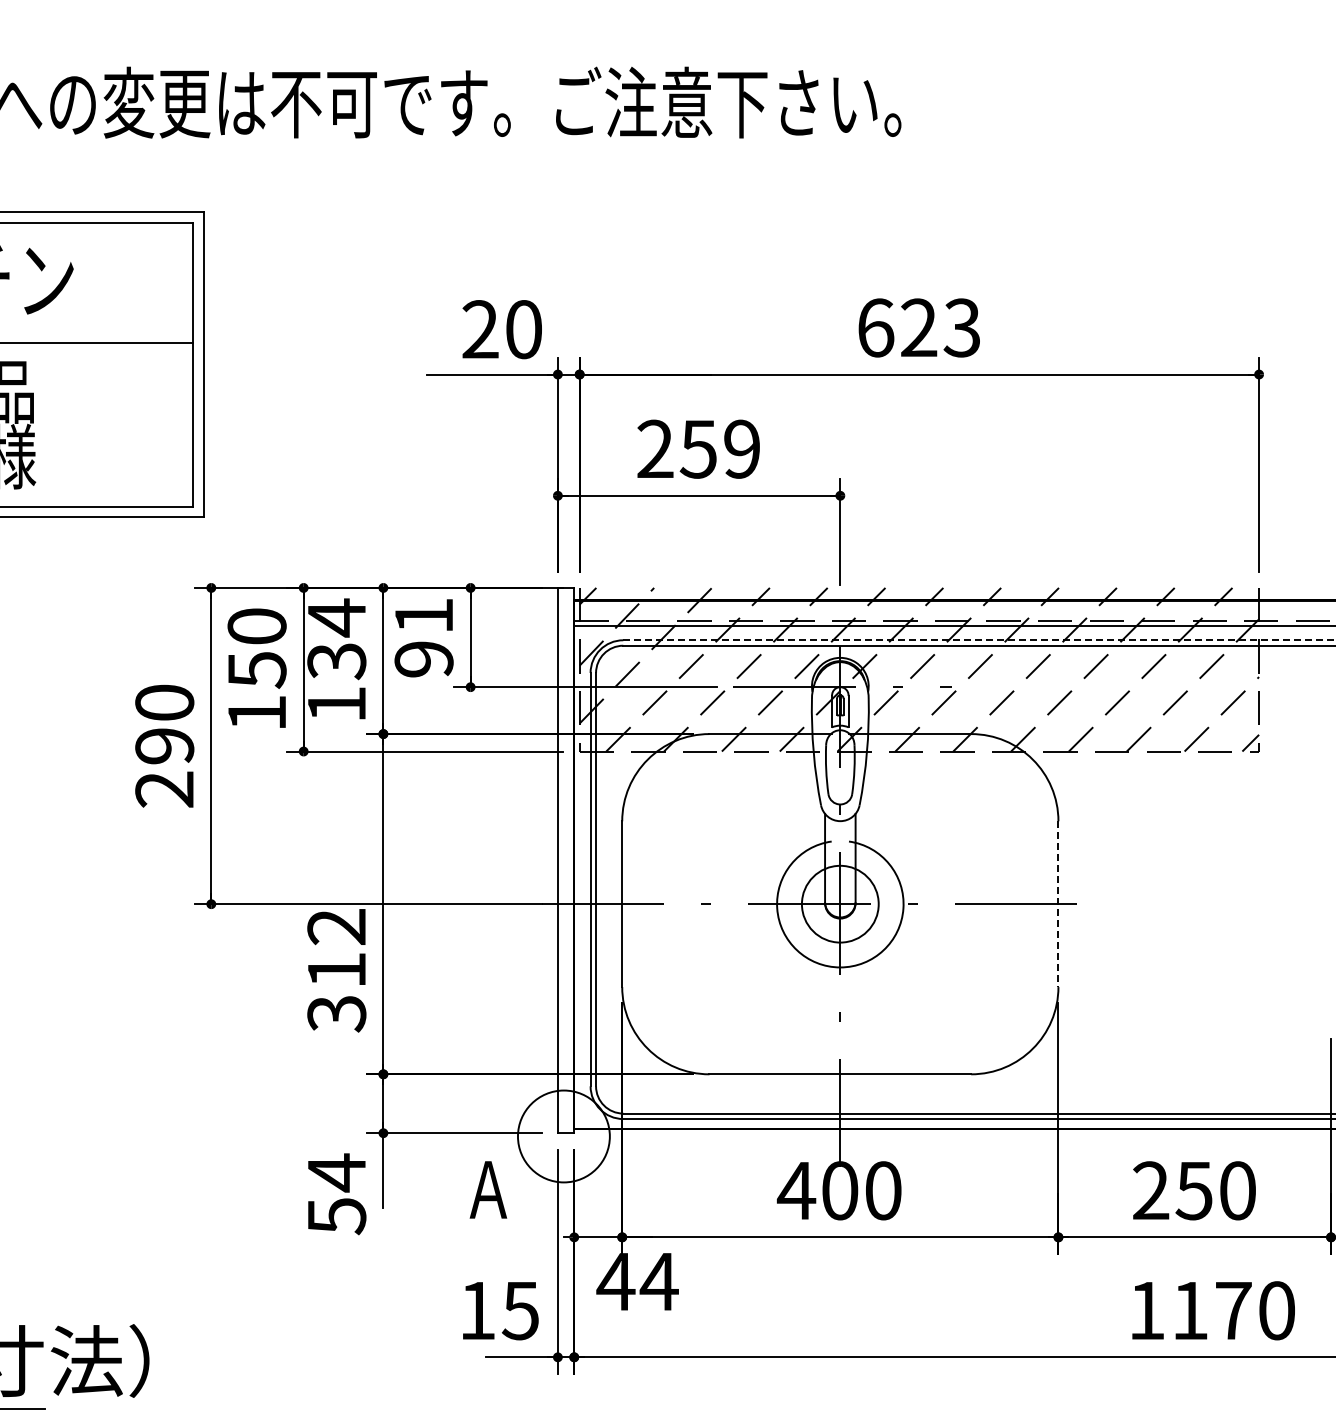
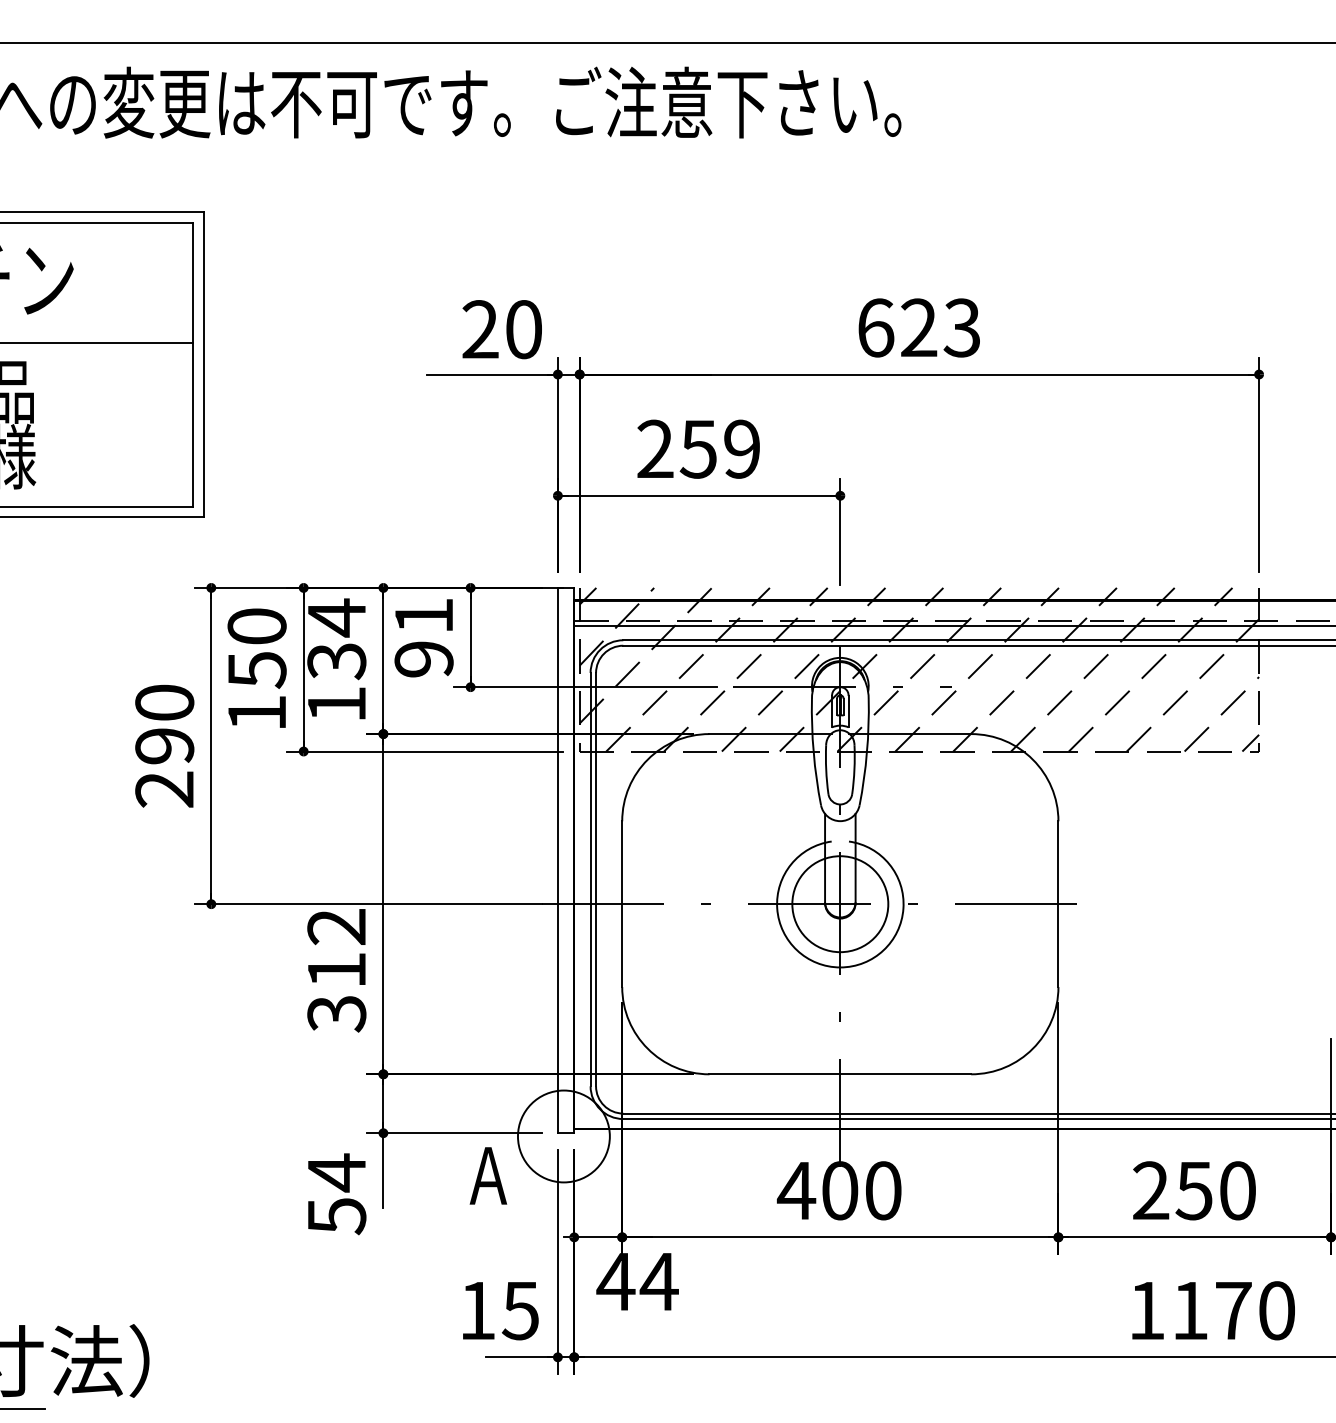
line: none -> present (667, 42)
line: dashed -> solid (979, 640)
circle diameter: 77 px -> 96 px (840, 904)
line: dashed -> solid (1058, 904)
text position: (488, 1189) -> (488, 1175) (488, 1175)
